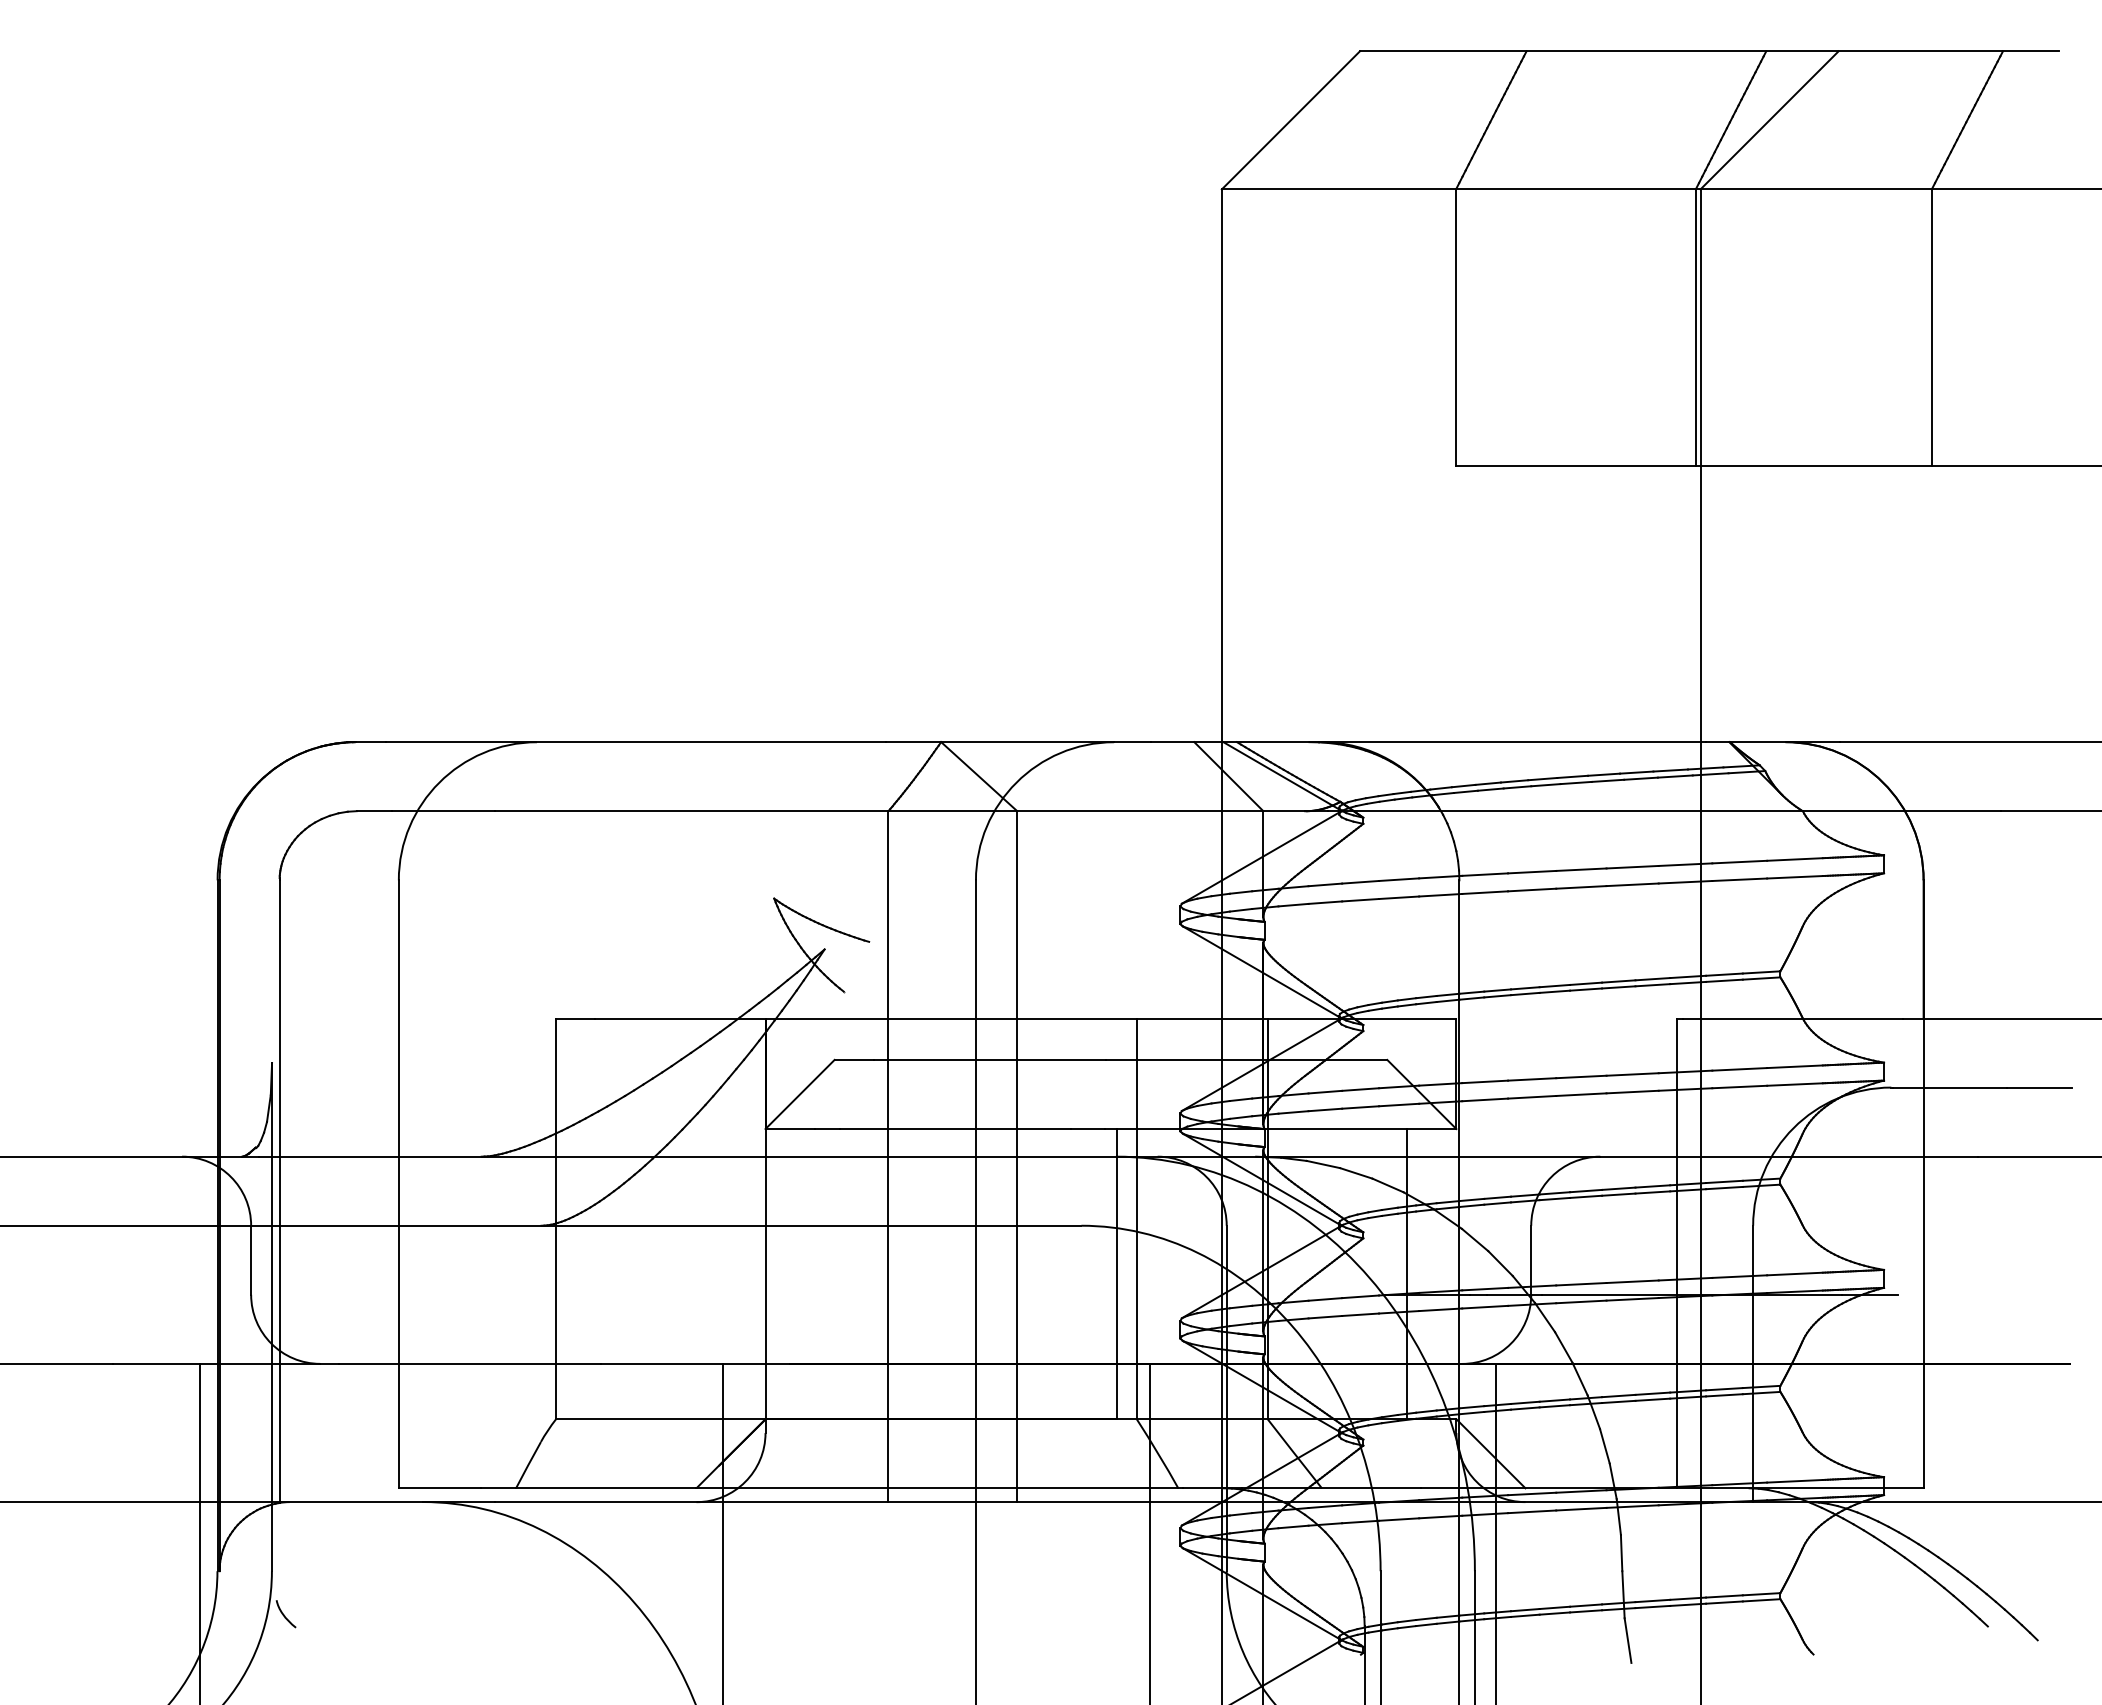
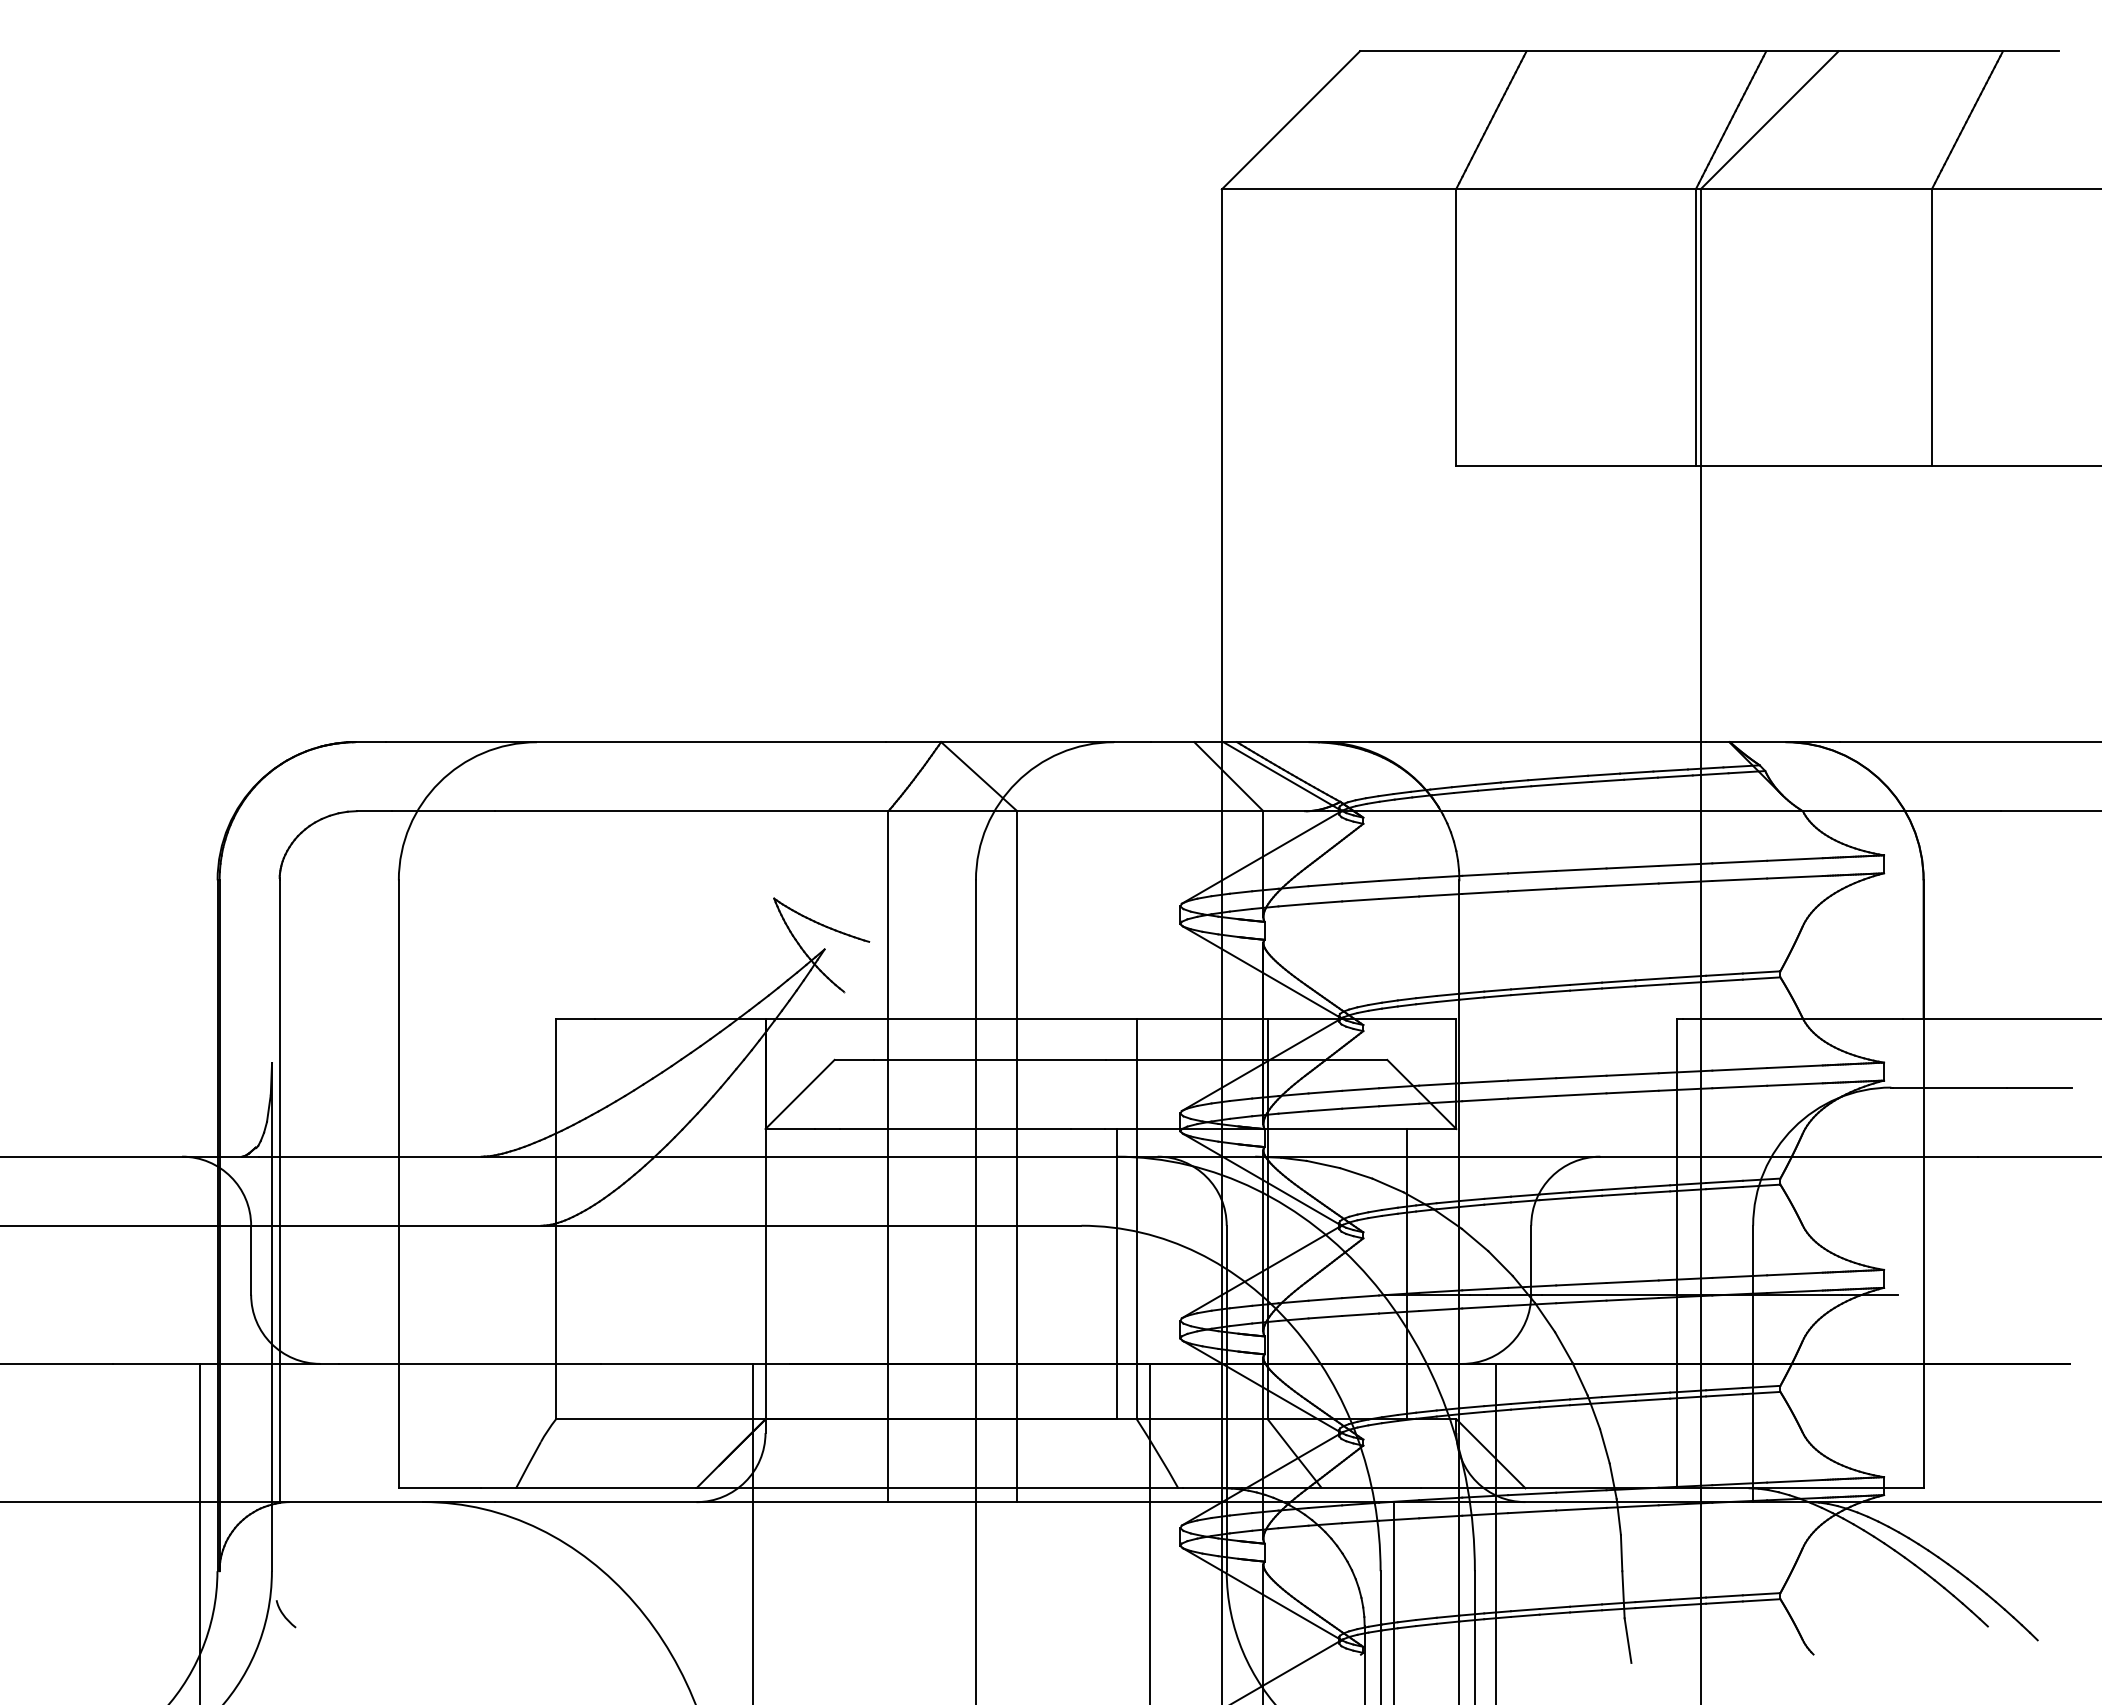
line position: (723, 1532) -> (753, 1532) (753, 1532)
line: none -> present (1394, 1601)
